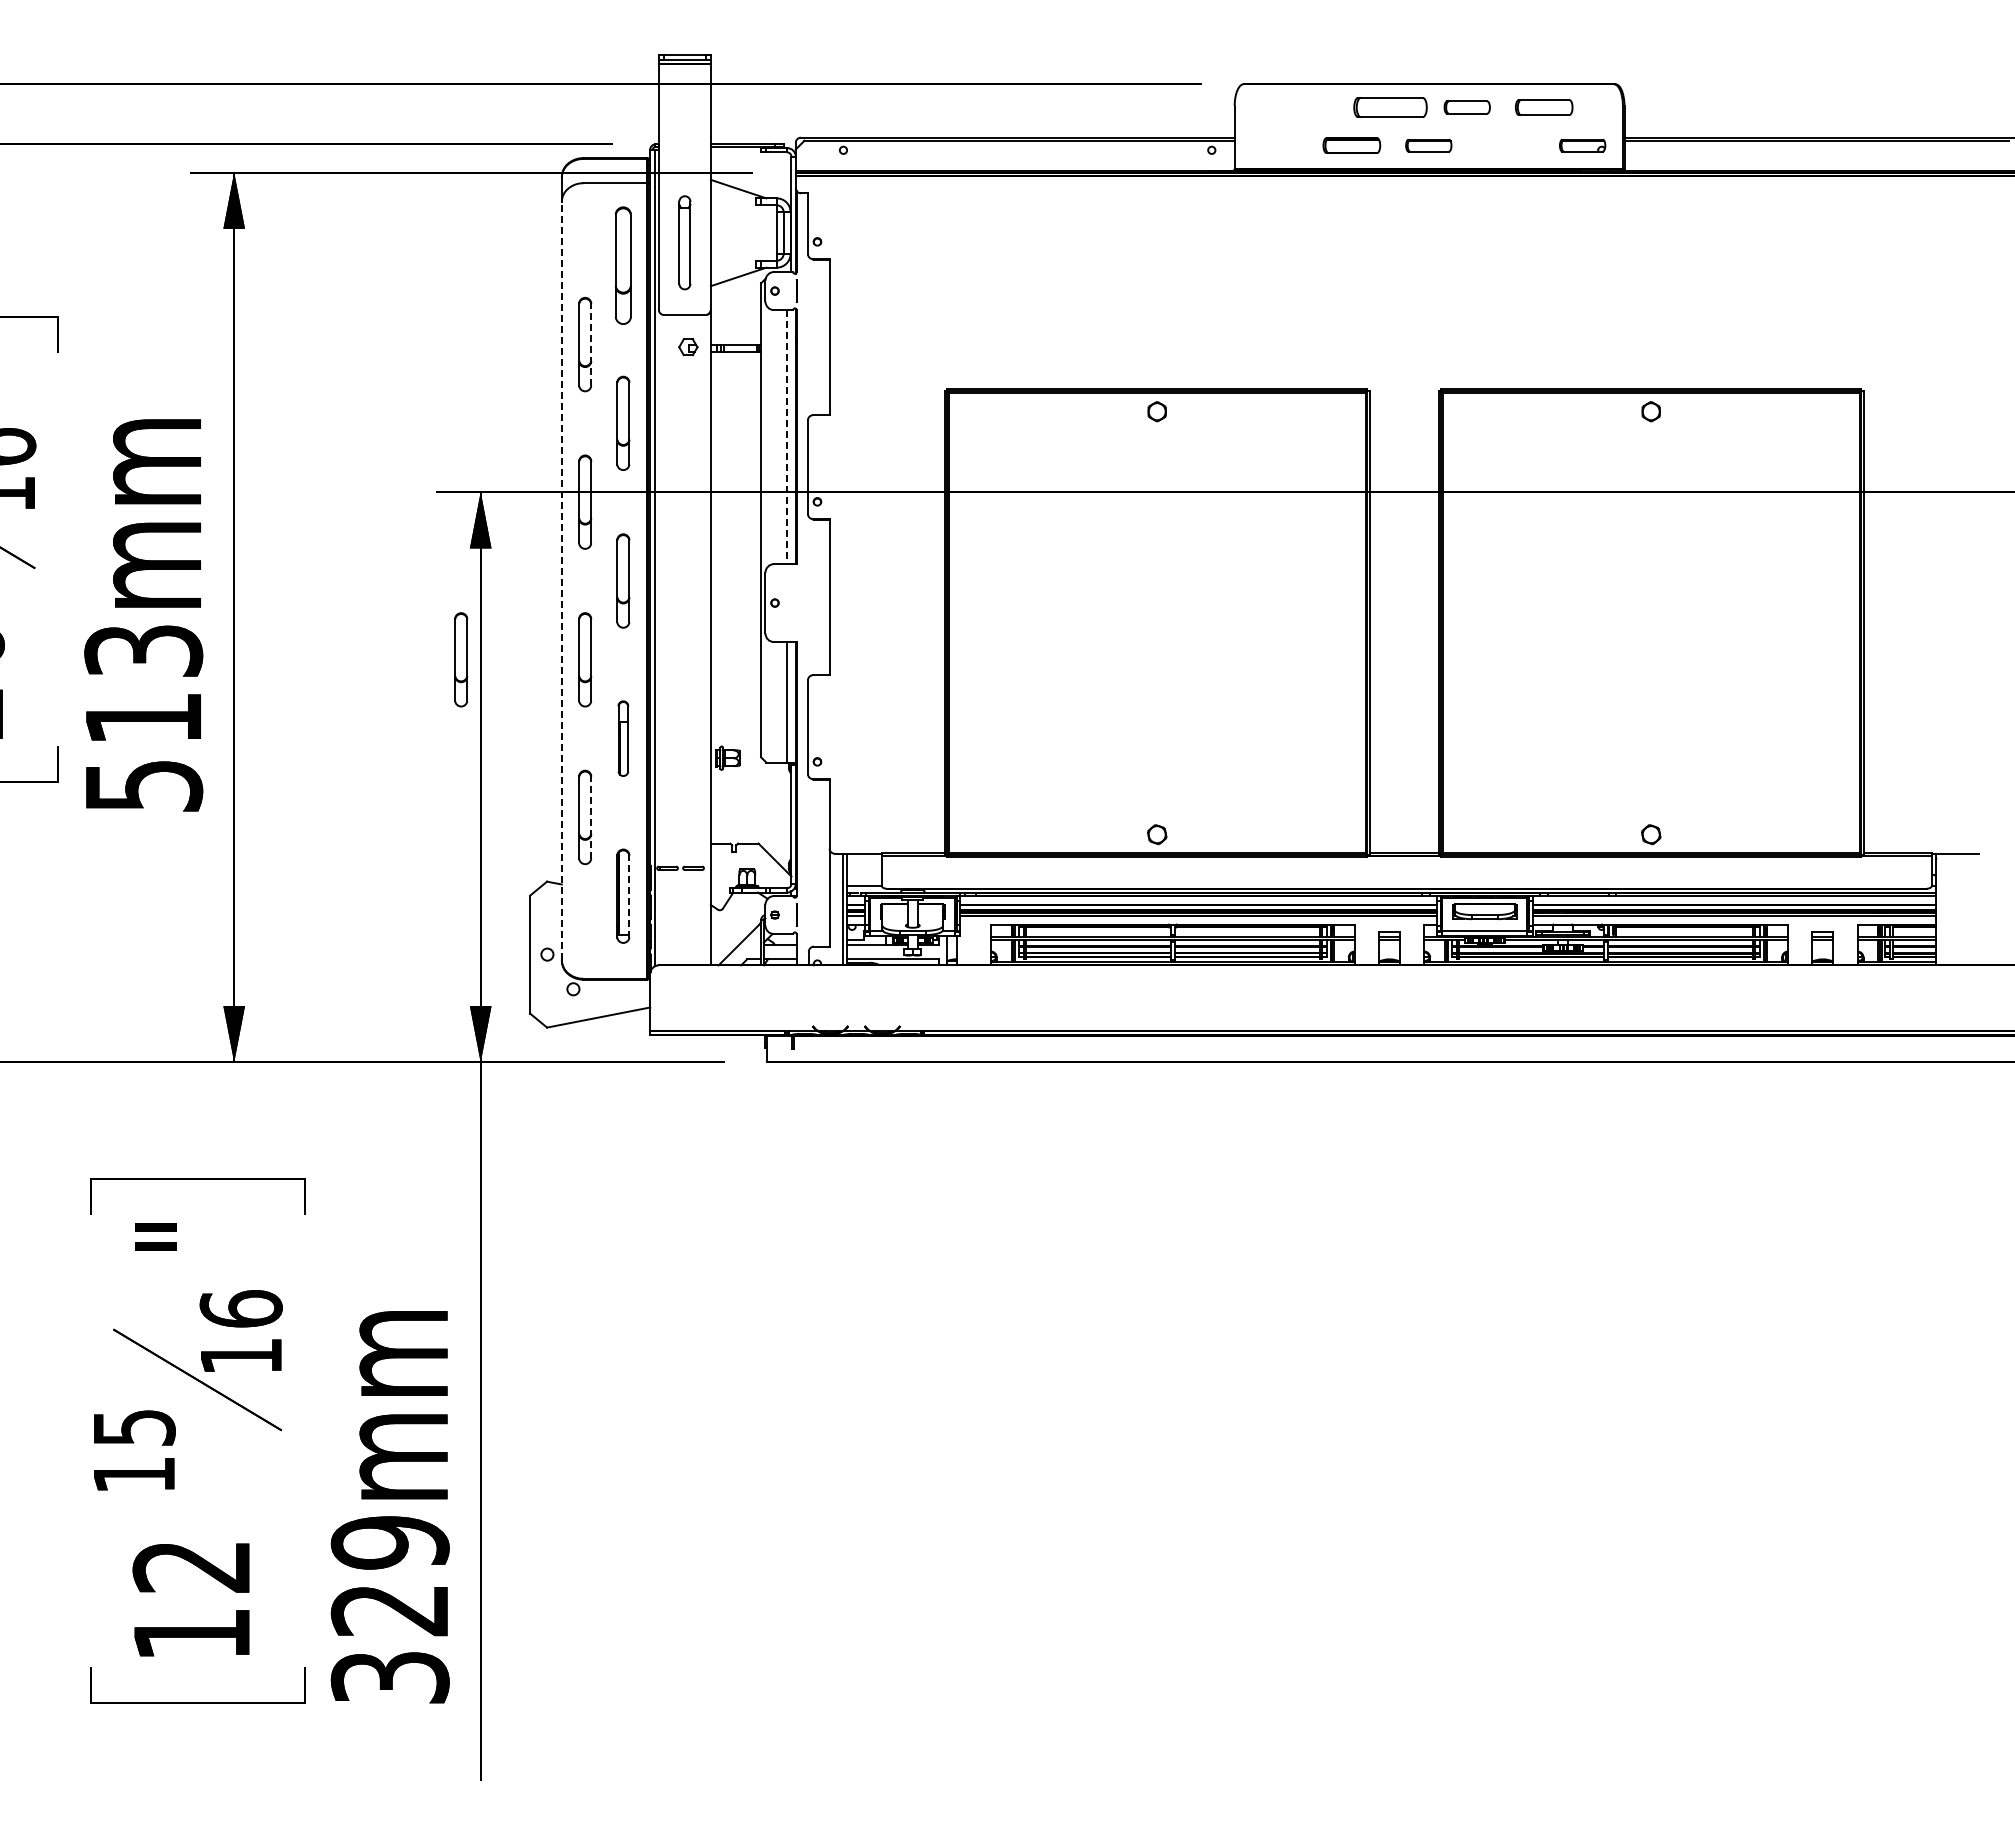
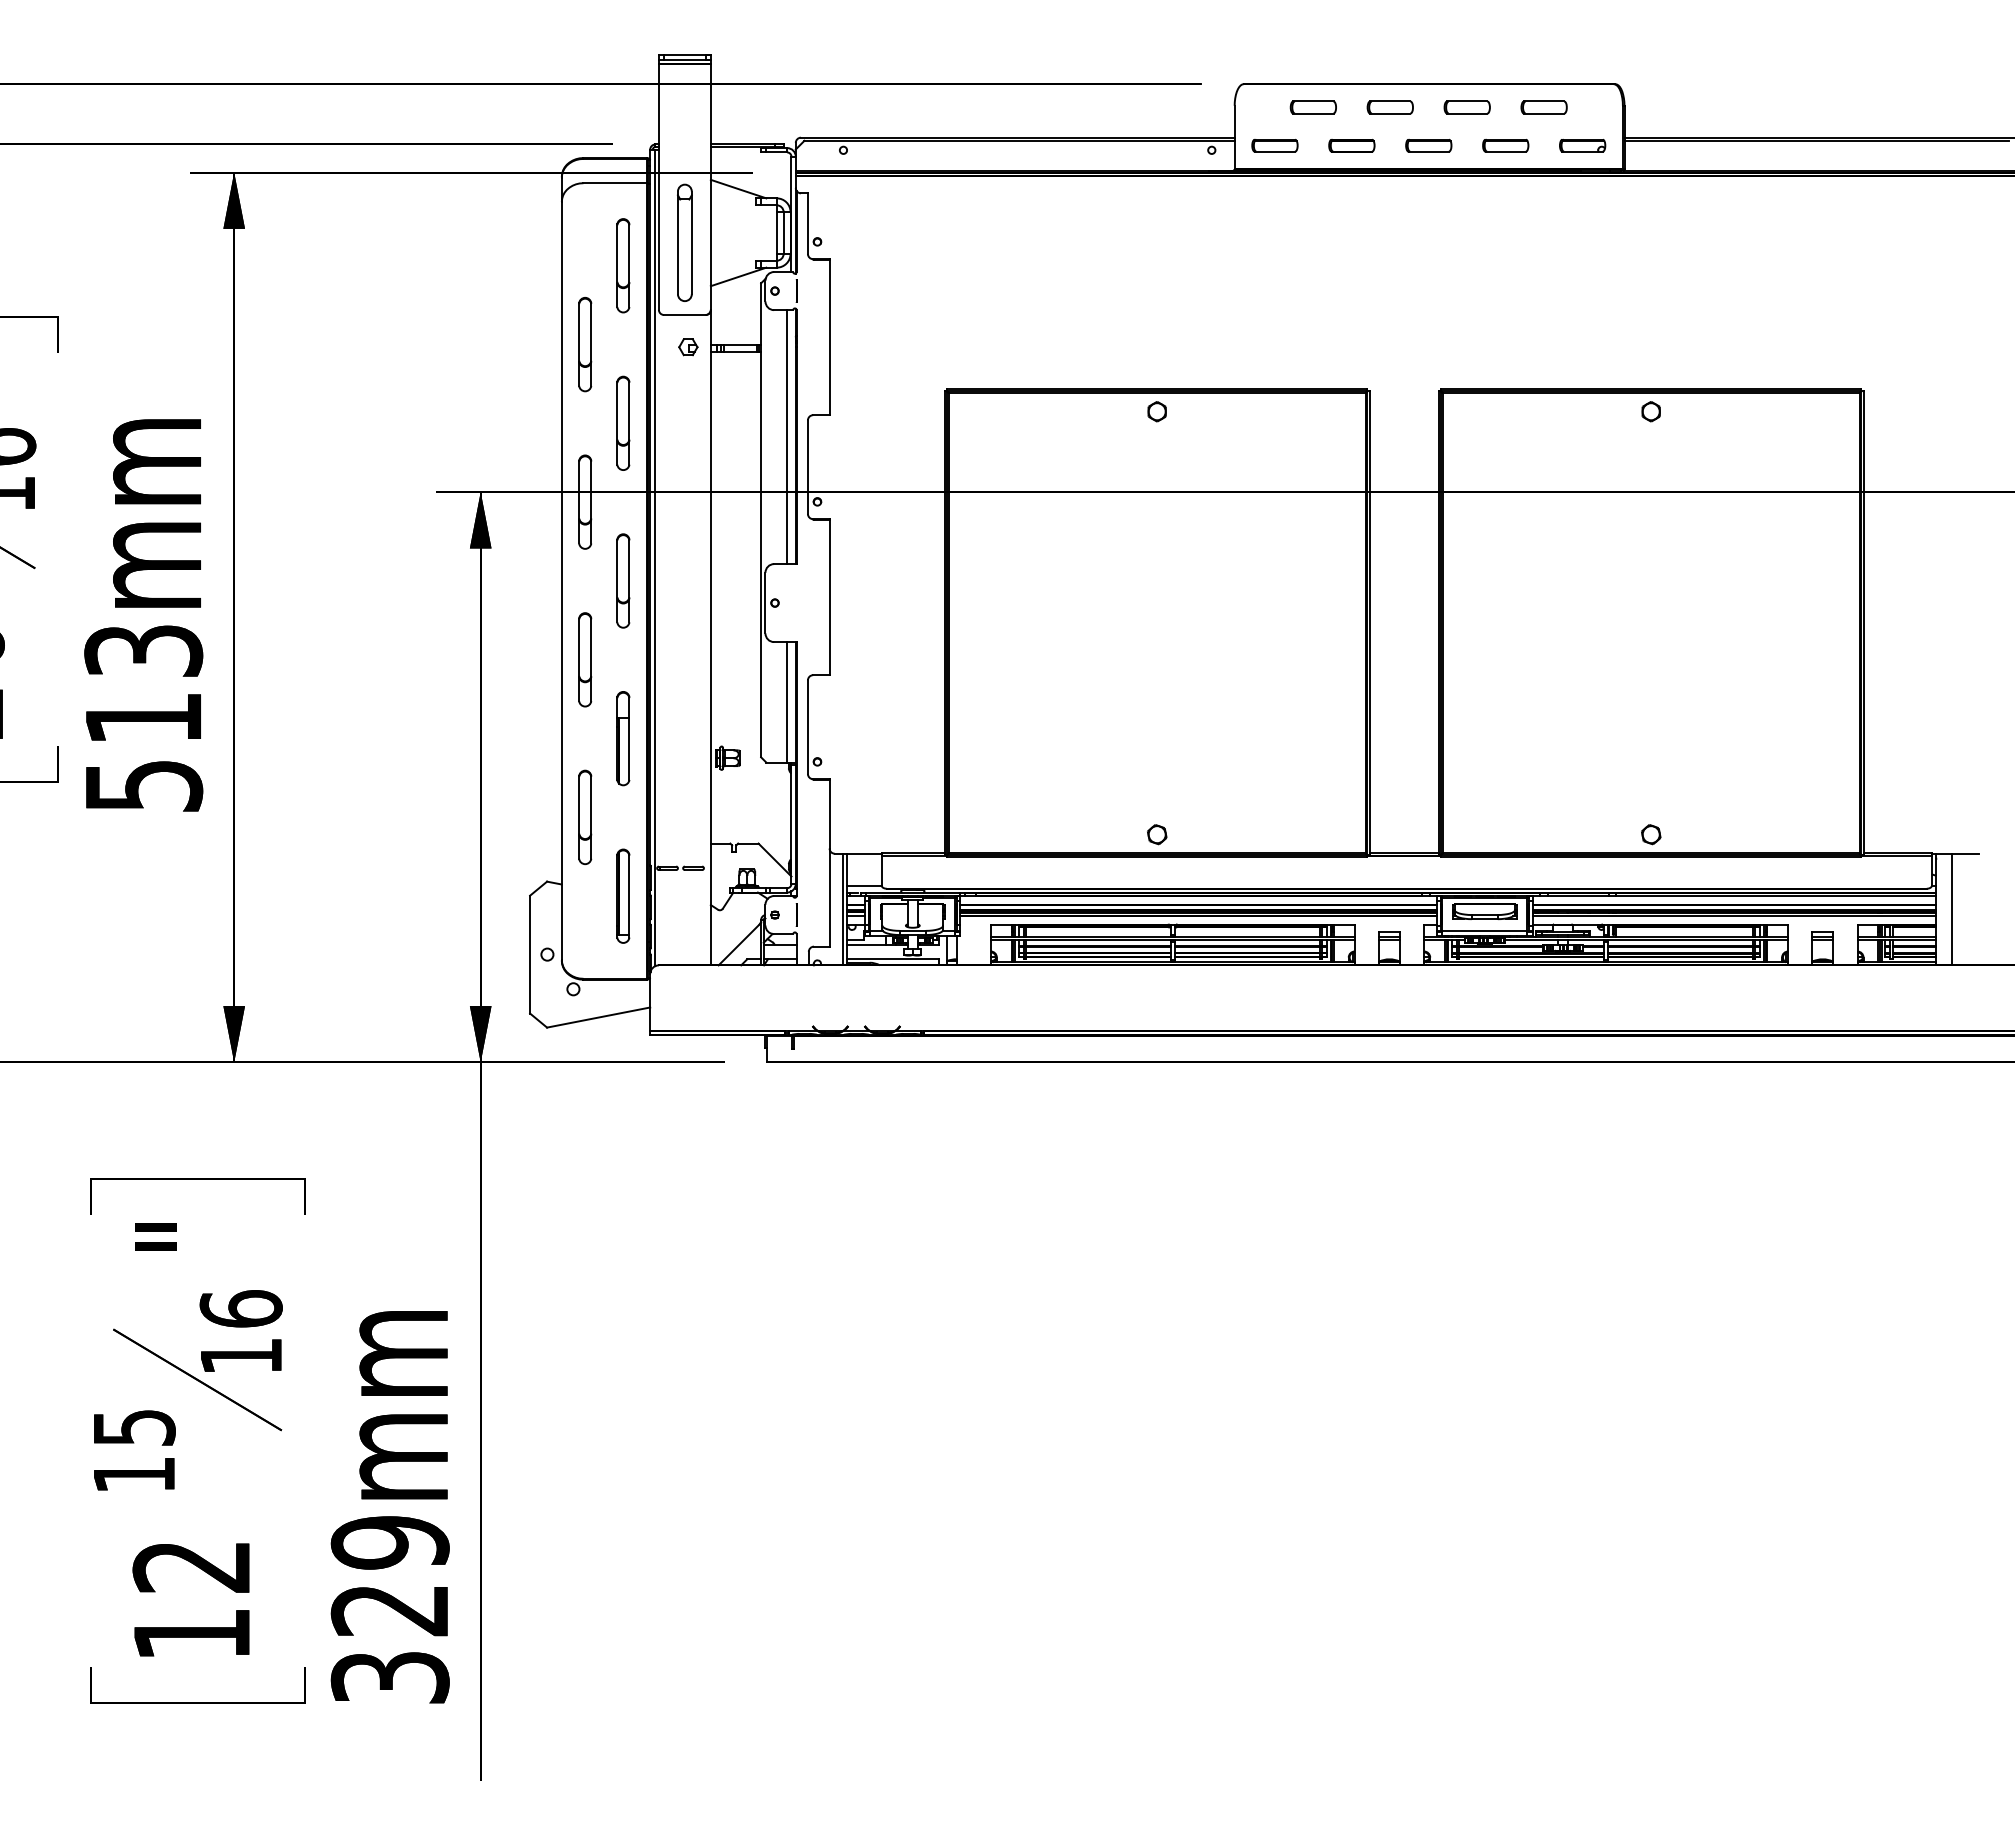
part: none -> present (1312, 107)
part size: 75x21 px -> 48x15 px (1389, 107)
part size: 59x17 px -> 48x15 px (1543, 107)
part: none -> present (1274, 145)
part size: 60x17 px -> 48x14 px (1351, 145)
part: none -> present (1505, 145)
part size: 14x96 px -> 16x119 px (684, 242)
part size: 18x119 px -> 15x96 px (623, 265)
line: dashed -> solid (591, 344)
line: dashed -> solid (787, 437)
line: dashed -> solid (561, 580)
part: present -> none (461, 659)
part size: 13x77 px -> 15x96 px (623, 738)
line: dashed -> solid (591, 816)
line: dashed -> solid (629, 895)
line: none -> present (1951, 909)
